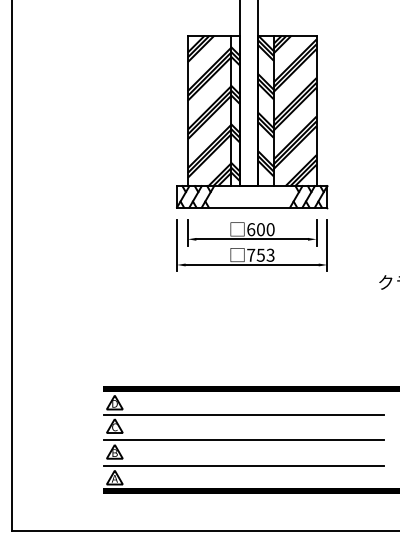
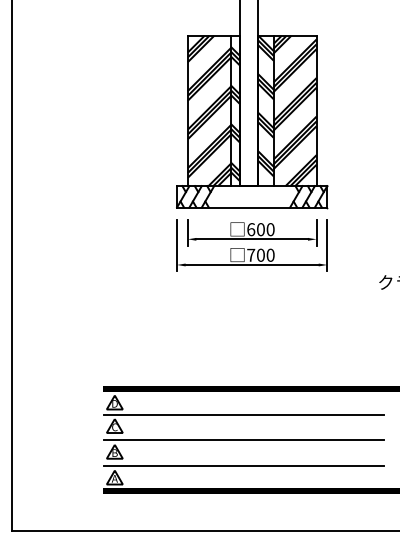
text: 753 -> 700 (265, 254)
